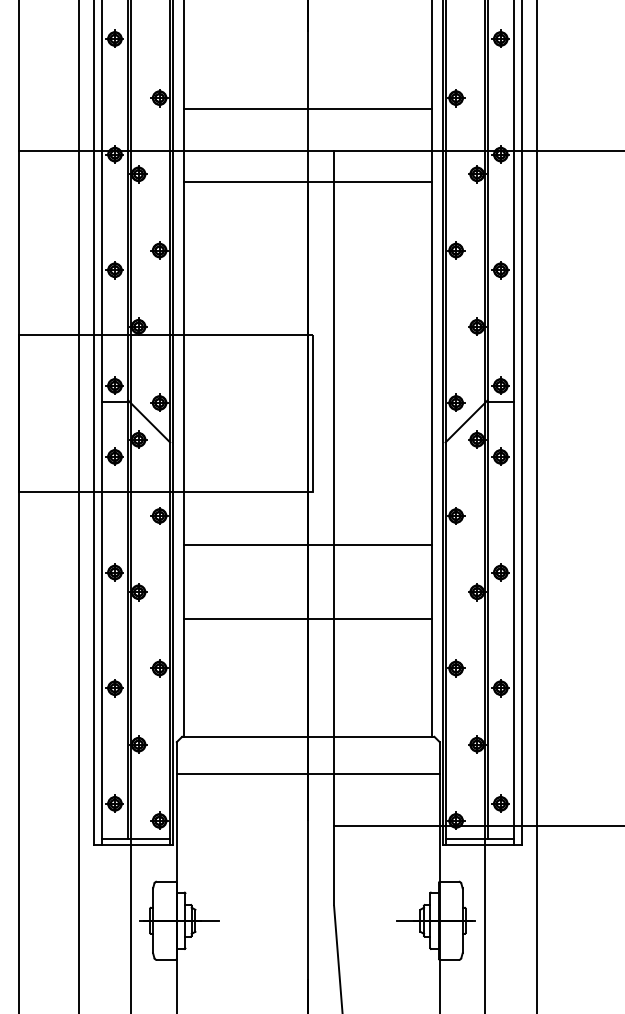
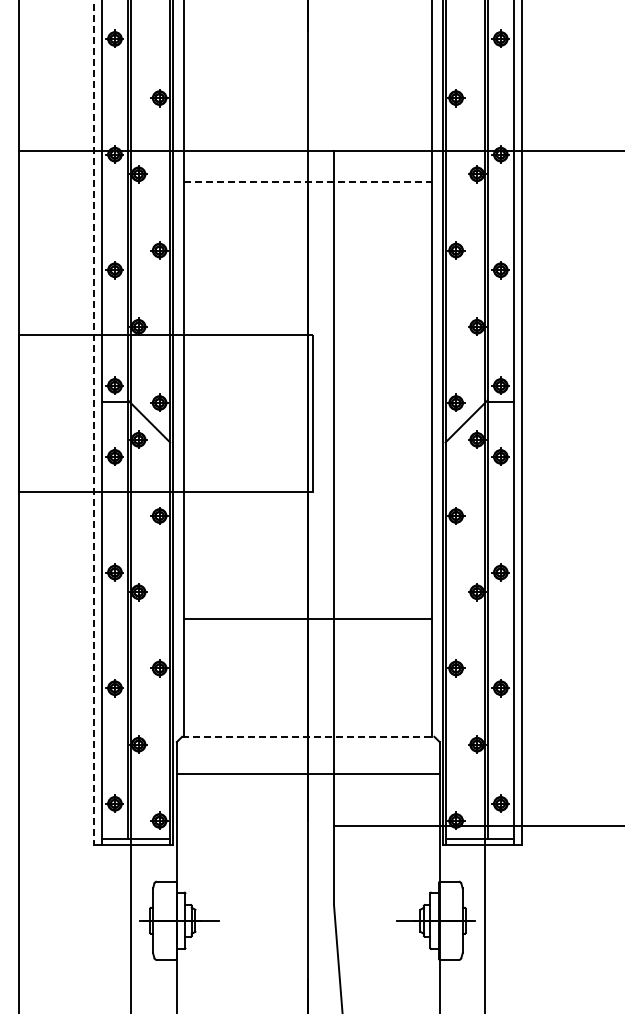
line: present -> none (307, 108)
line: solid -> dashed (308, 182)
line: solid -> dashed (93, 422)
line: present -> none (78, 506)
line: present -> none (537, 506)
line: present -> none (307, 544)
line: solid -> dashed (308, 736)
